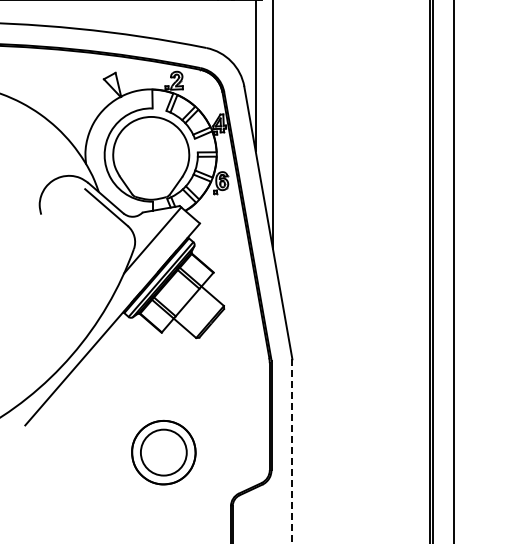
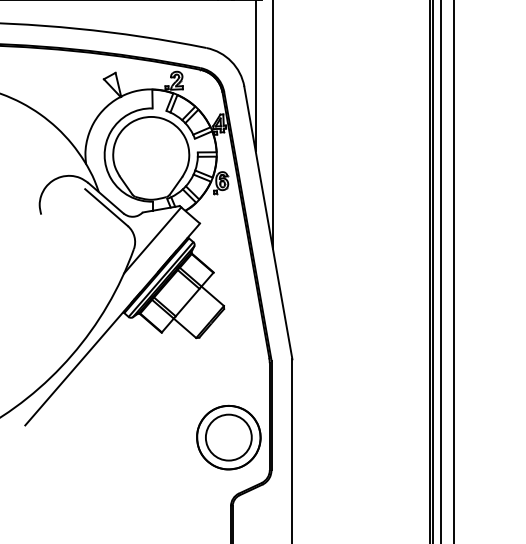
line: none -> present (440, 271)
line: dashed -> solid (292, 451)
part position: (163, 452) -> (228, 437) (228, 437)
